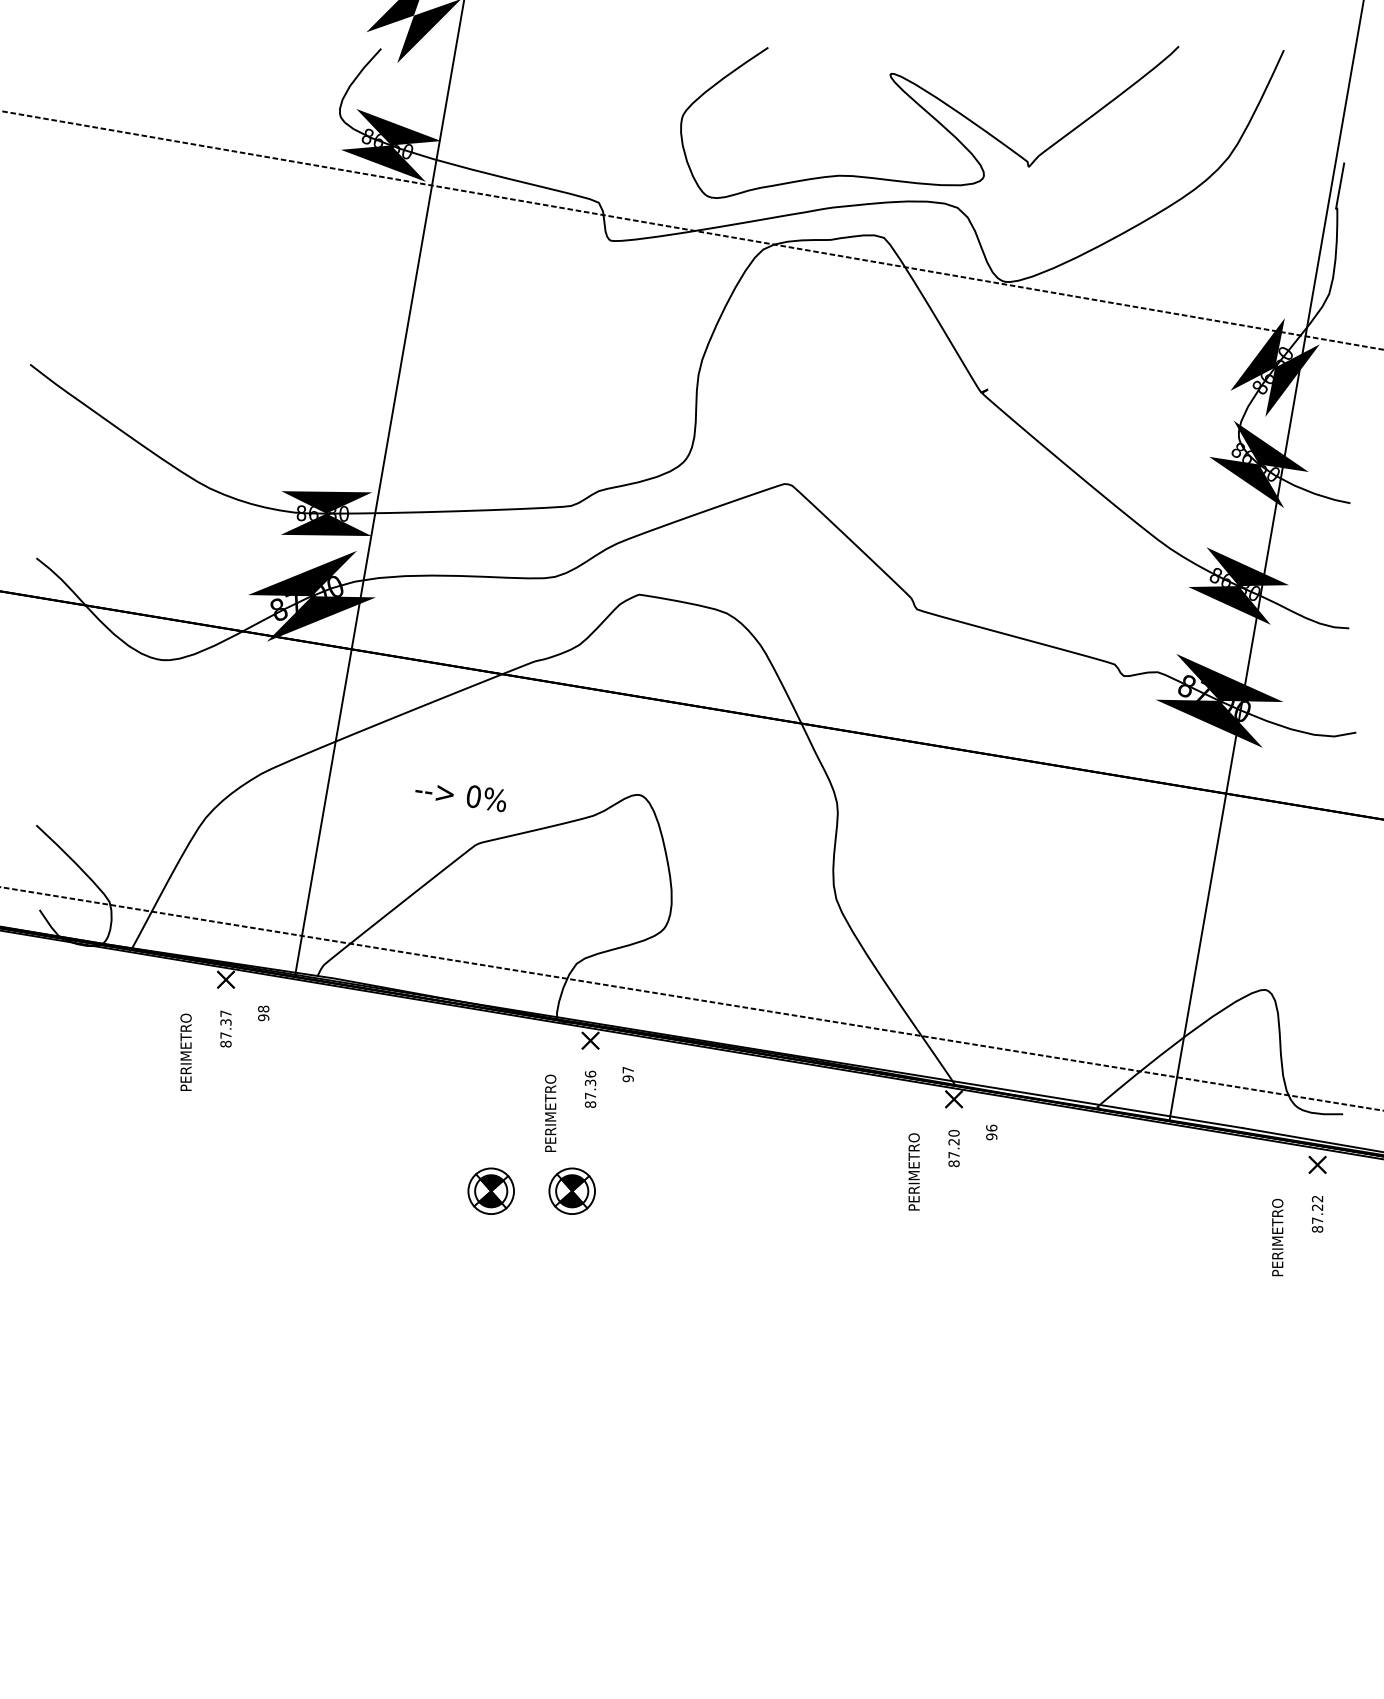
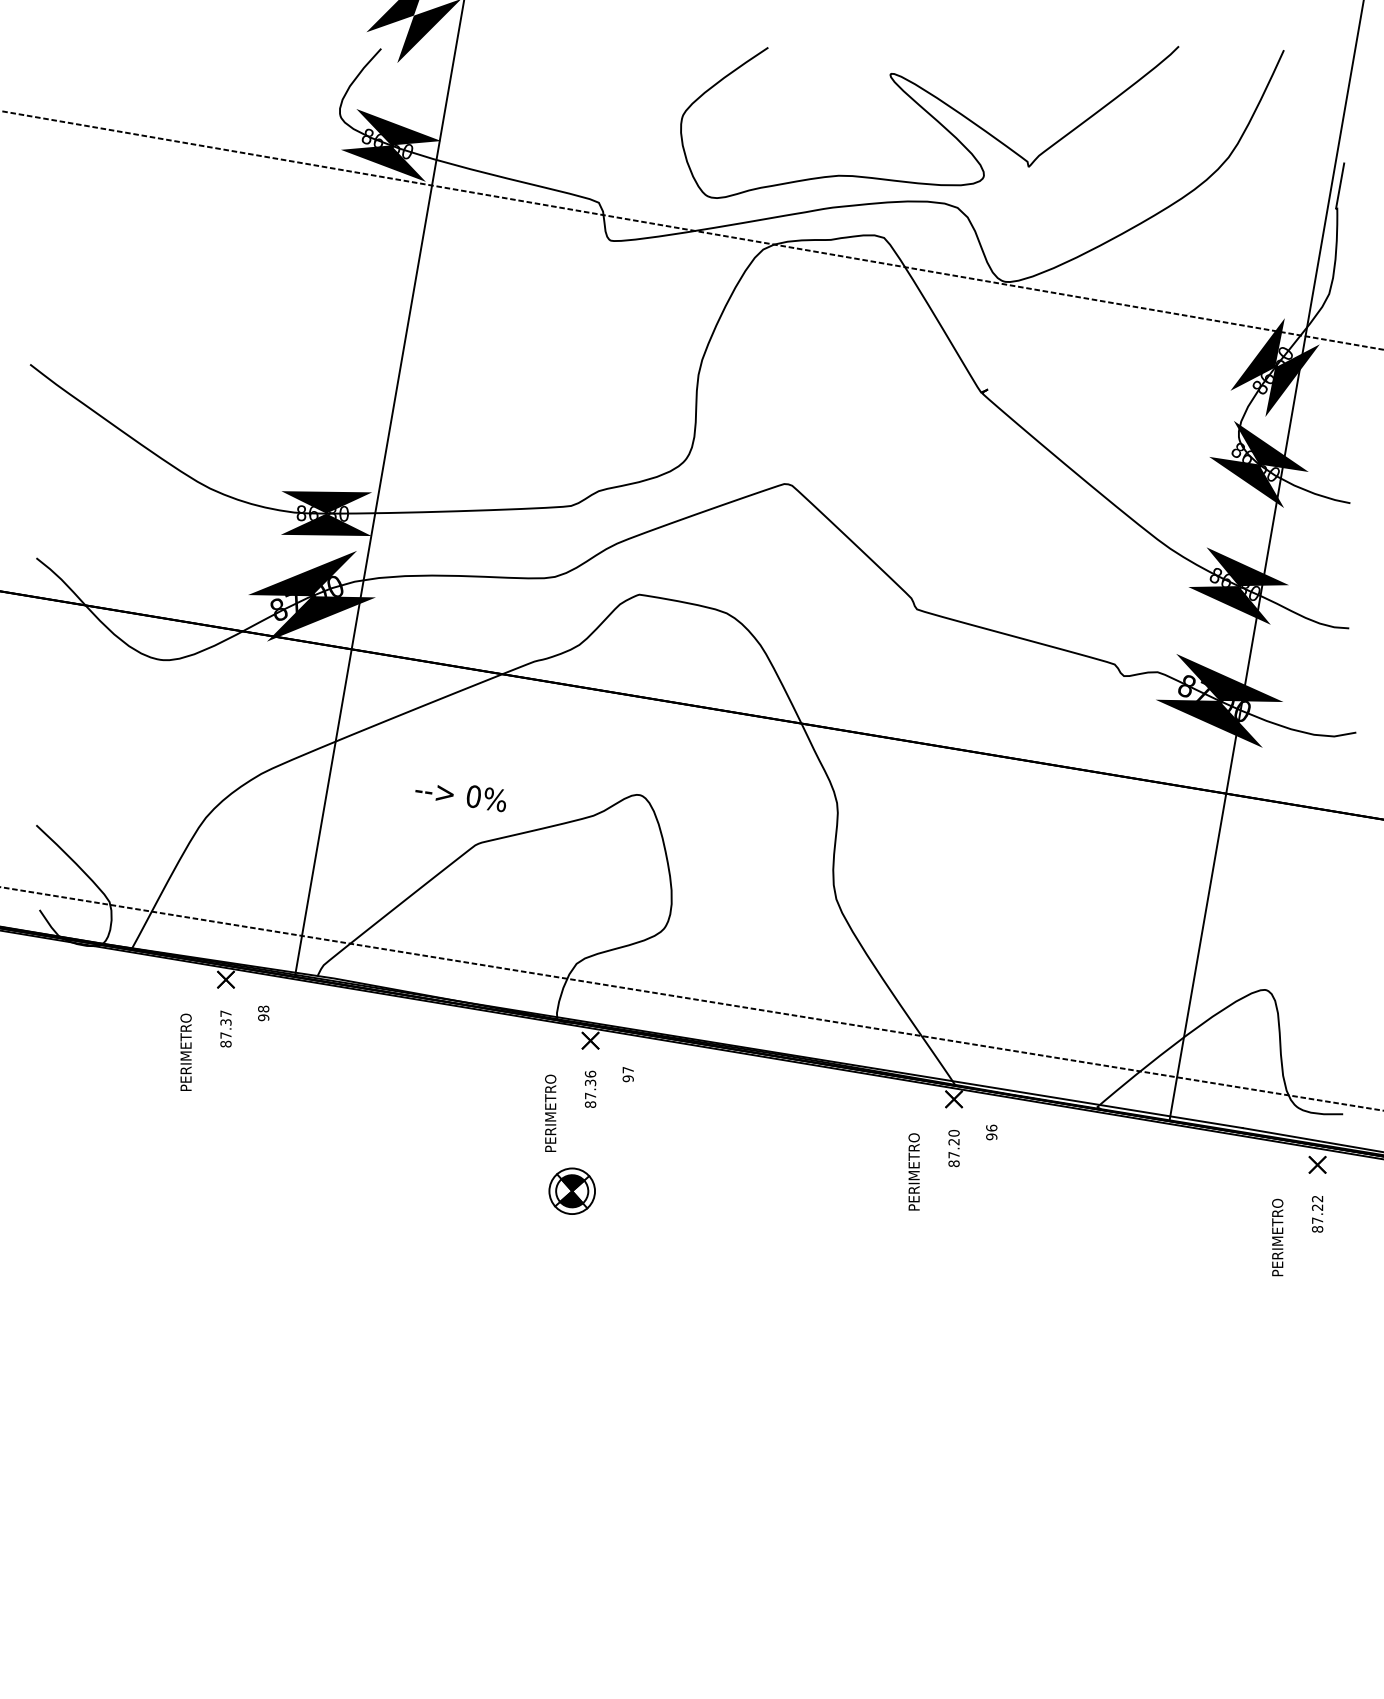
part: present -> none (490, 1190)
